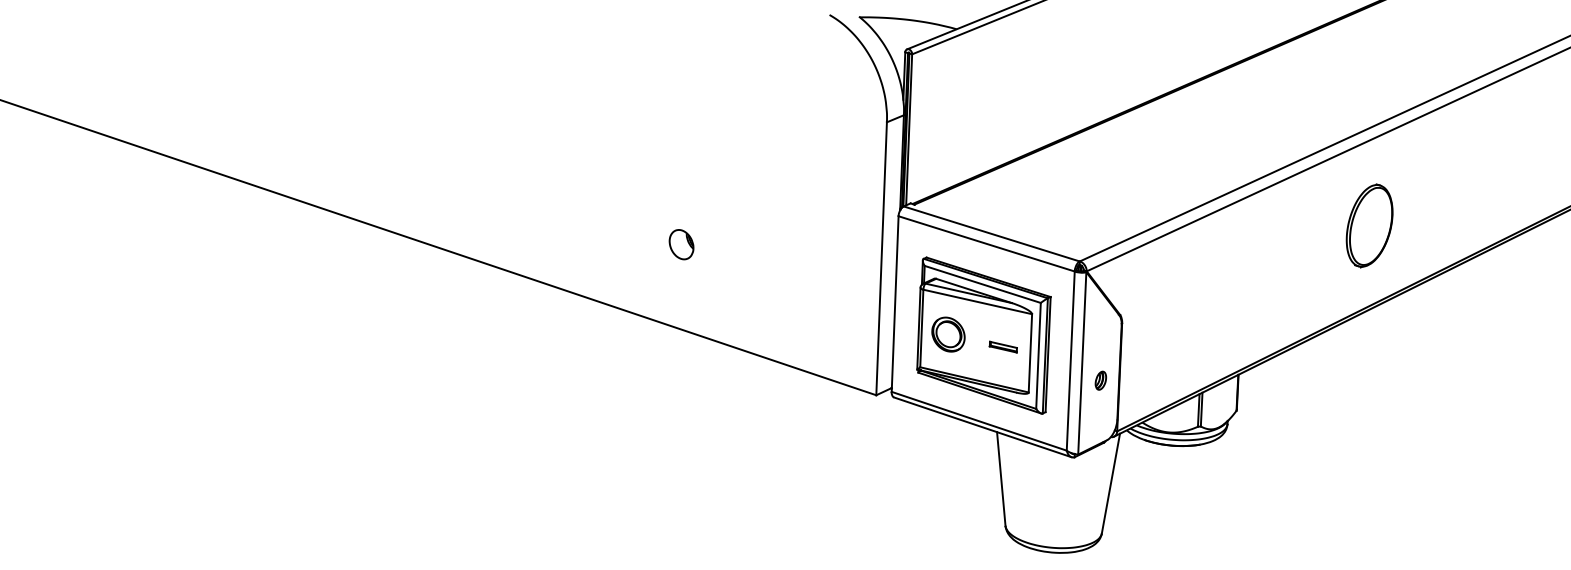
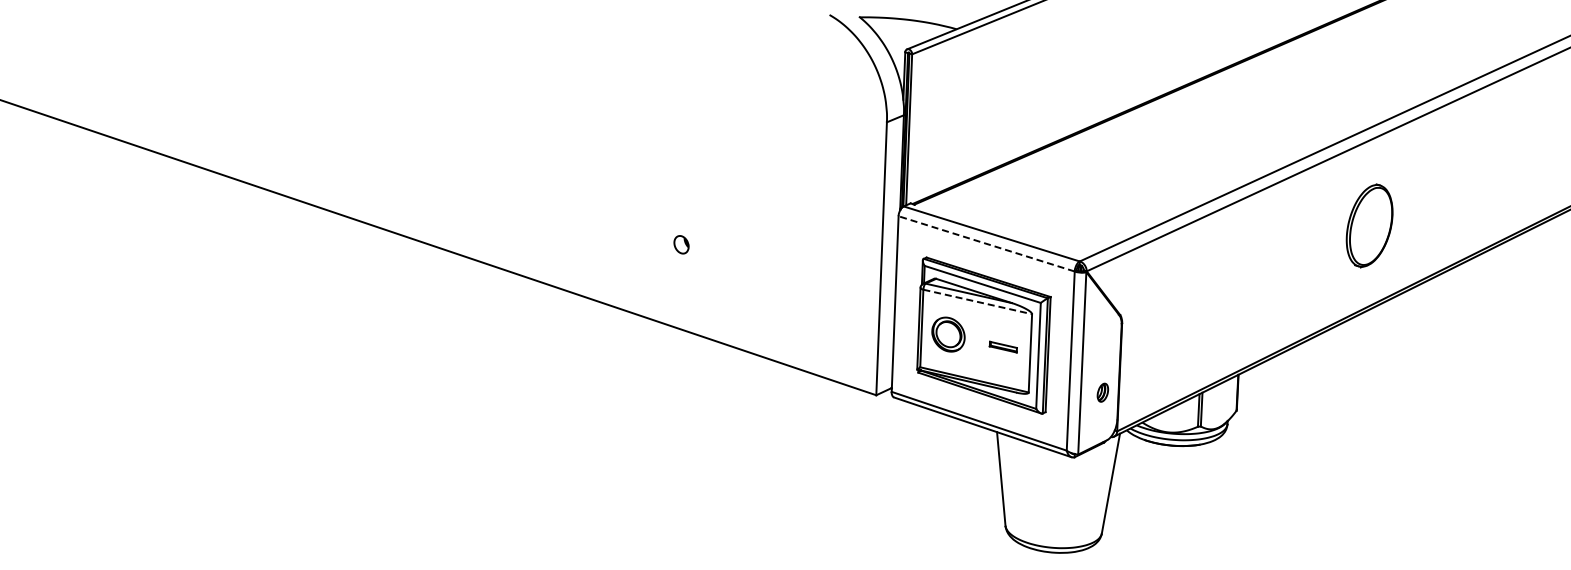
line: solid -> dashed (986, 243)
part size: 27x32 px -> 17x20 px (681, 244)
line: solid -> dashed (977, 301)
part position: (1100, 380) -> (1102, 392) (1102, 392)
